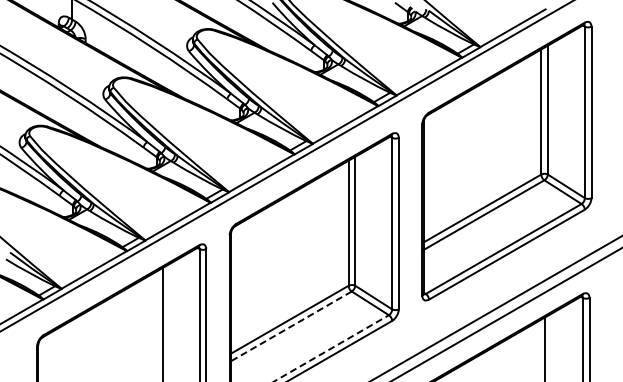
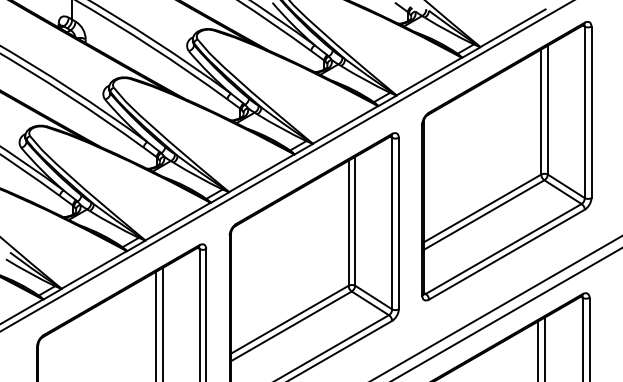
line: none -> present (155, 324)
line: dashed -> solid (291, 326)
line: dashed -> solid (331, 348)
line: none -> present (538, 349)
